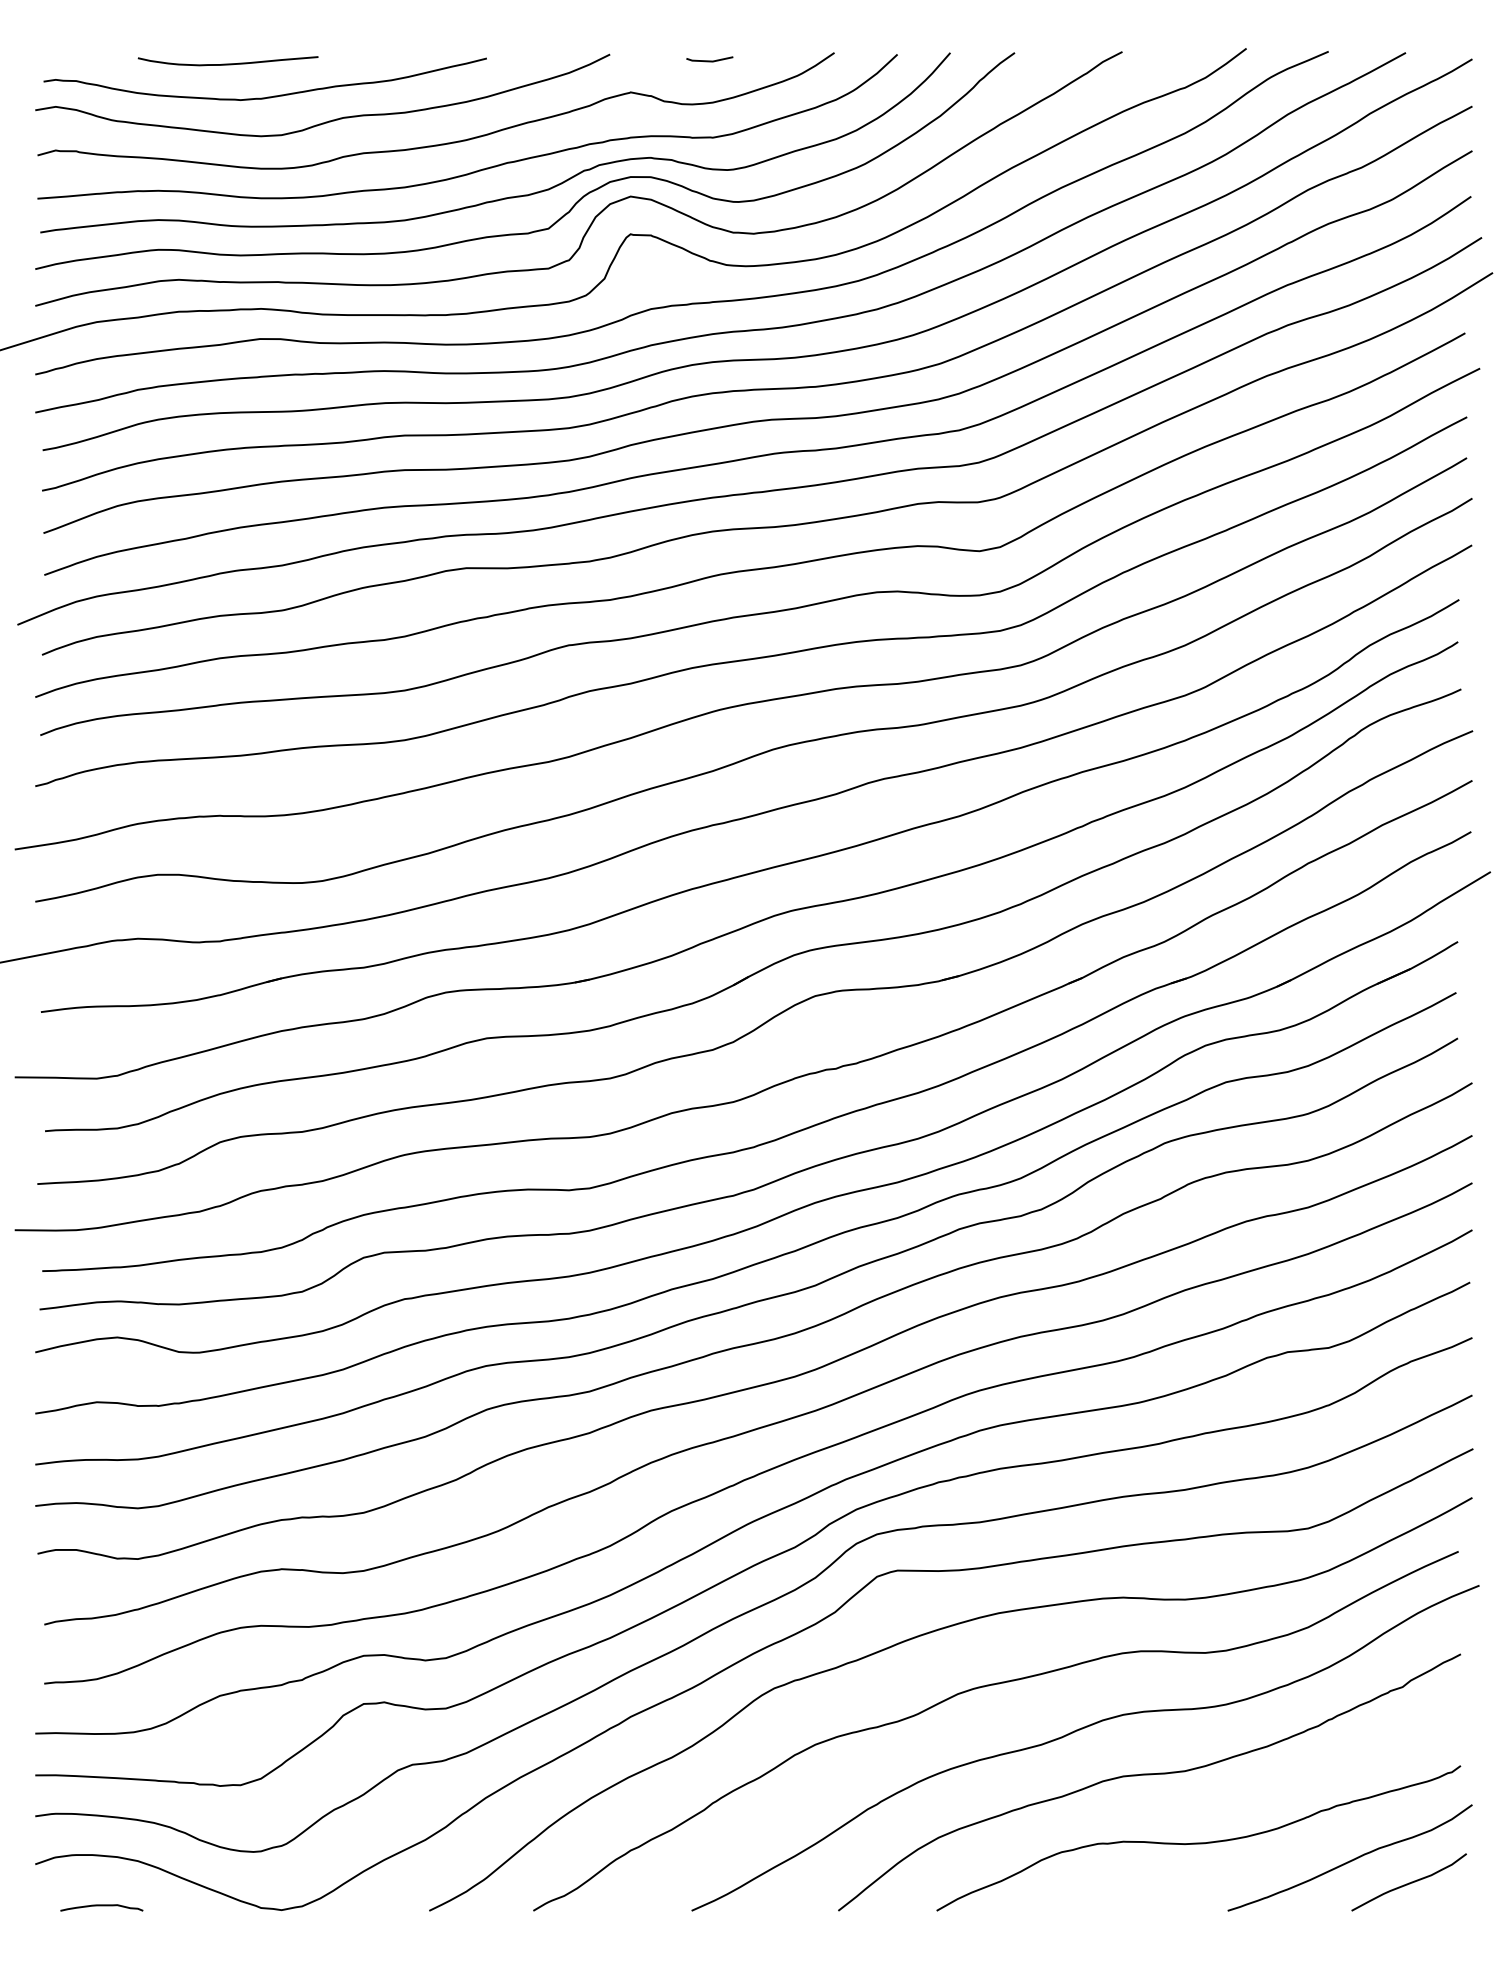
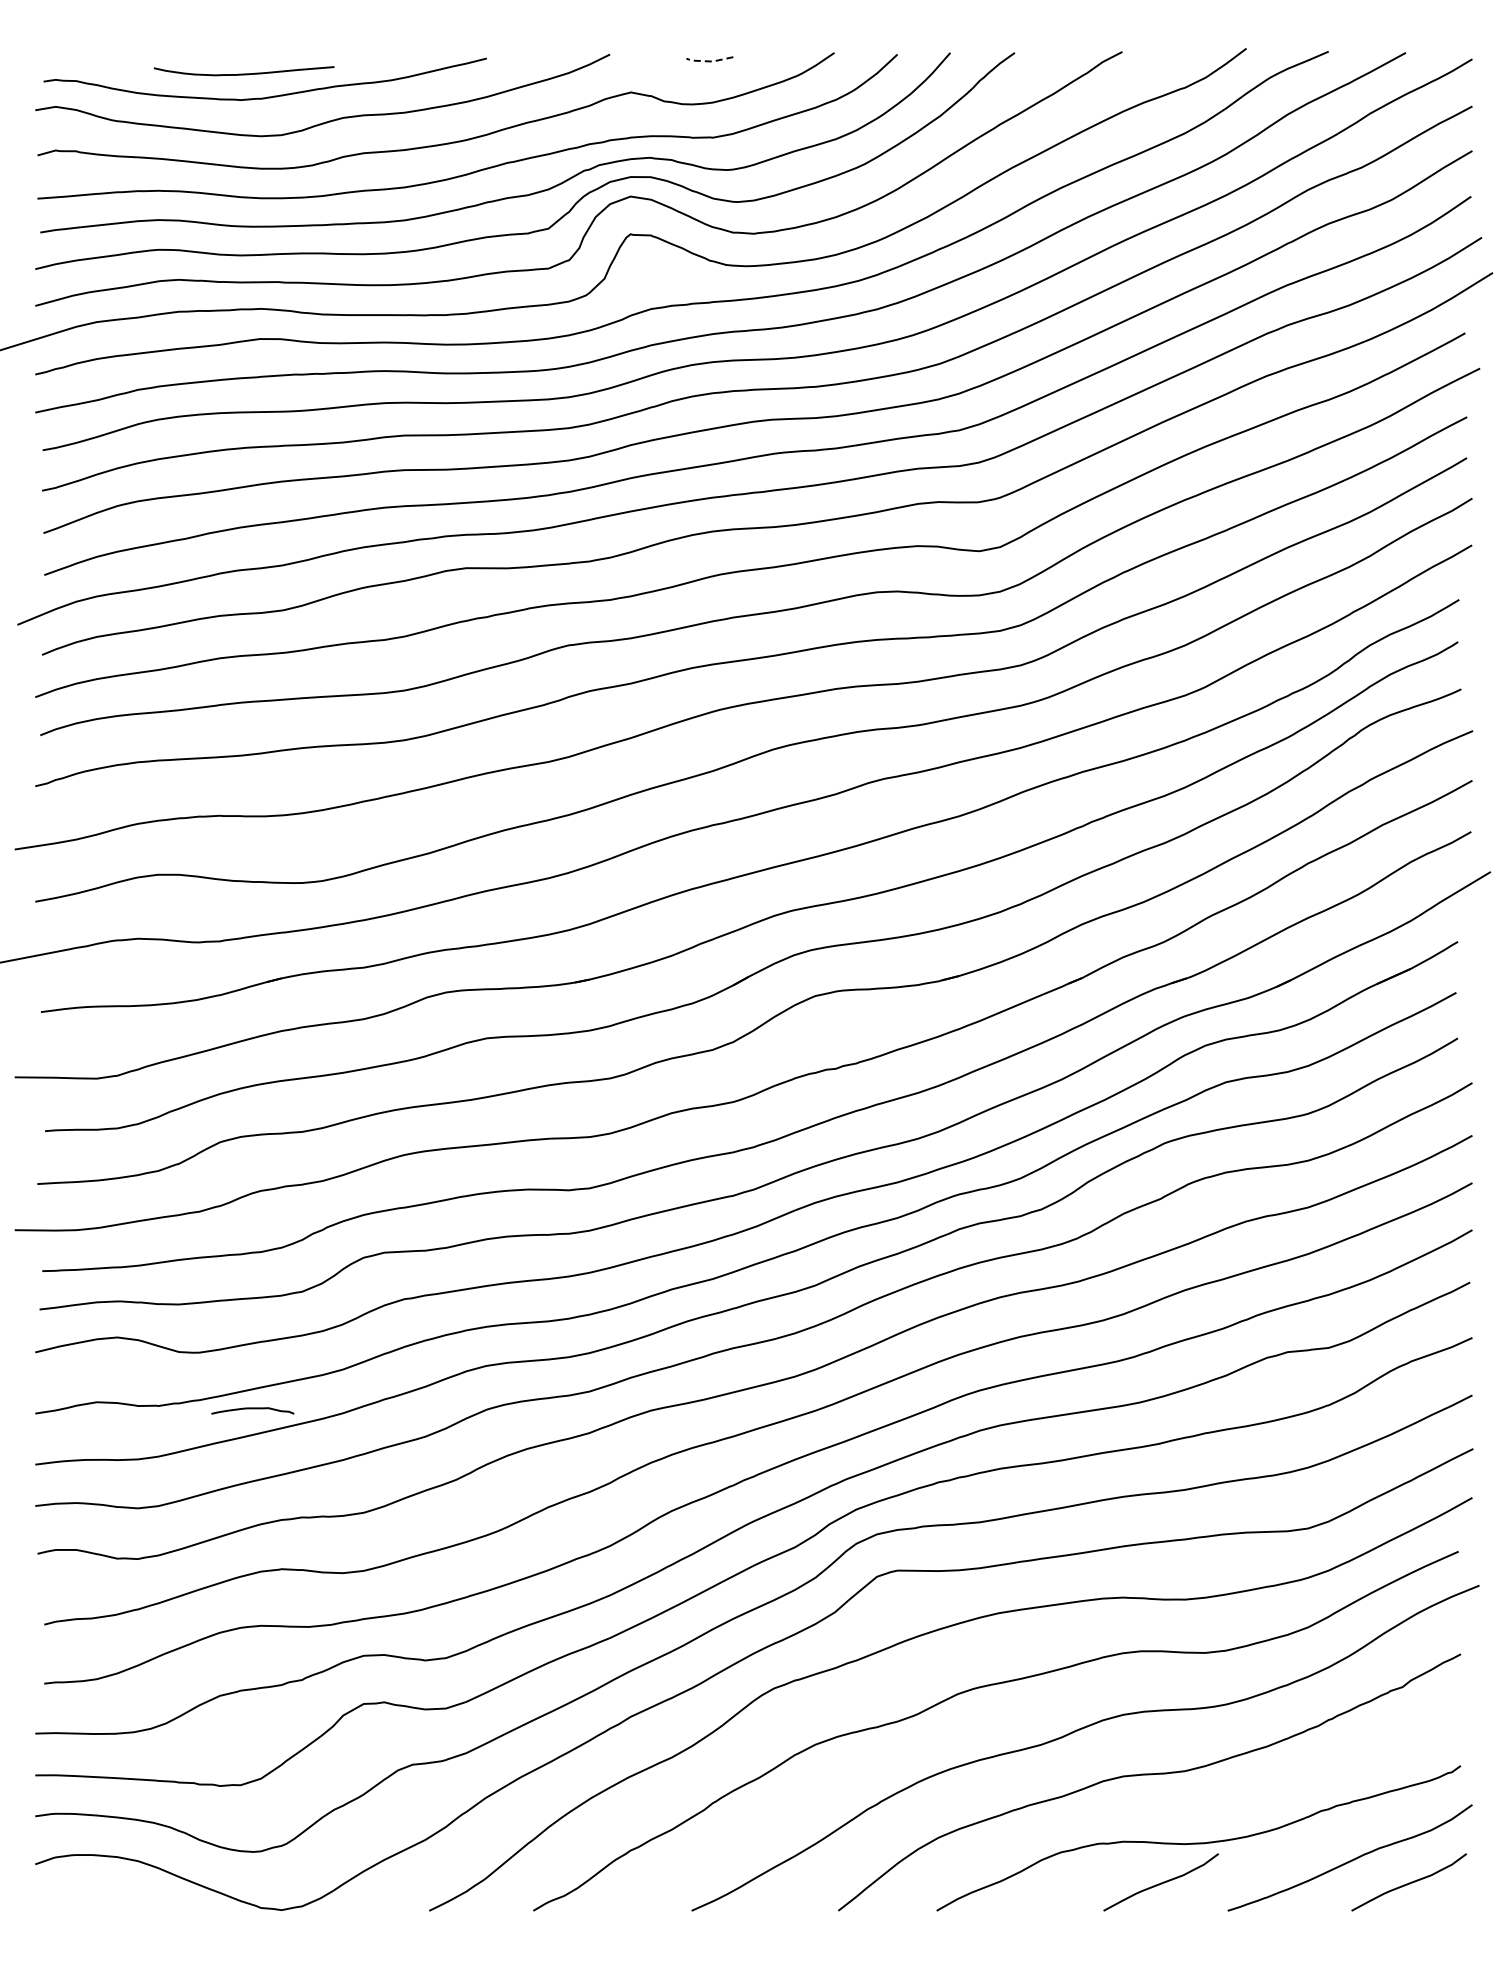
line: solid -> dashed (709, 61)
curve position: (227, 63) -> (243, 73) (243, 73)
curve: none -> present (1160, 1882)
curve position: (101, 1906) -> (252, 1409) (252, 1409)
